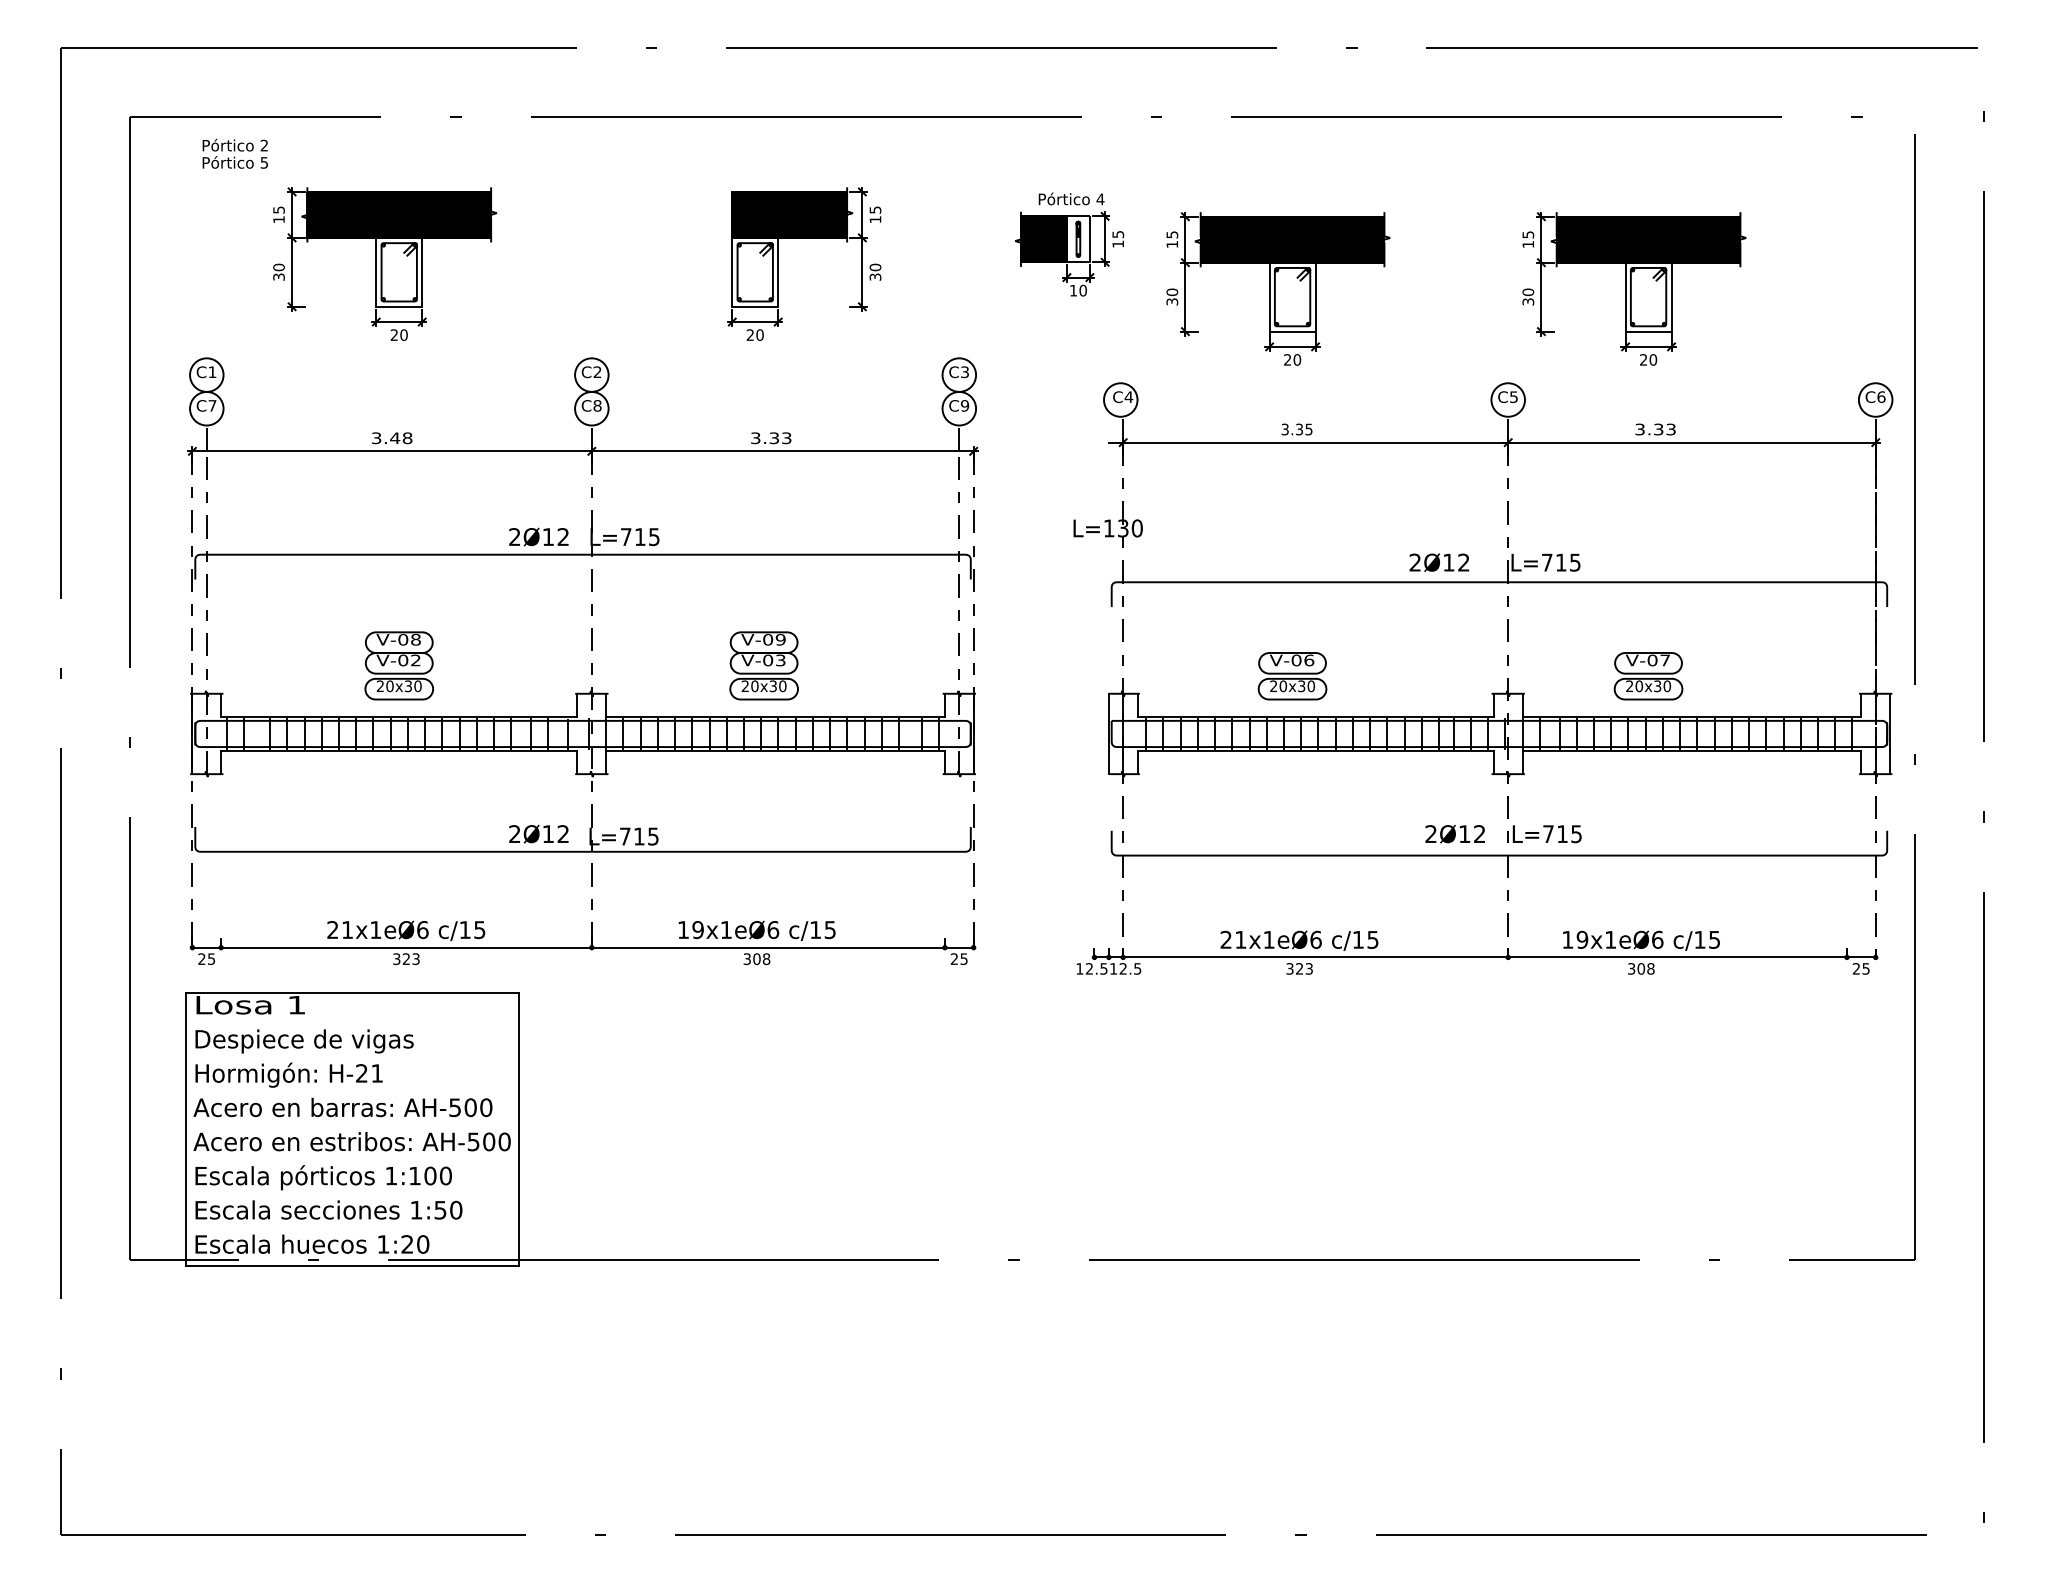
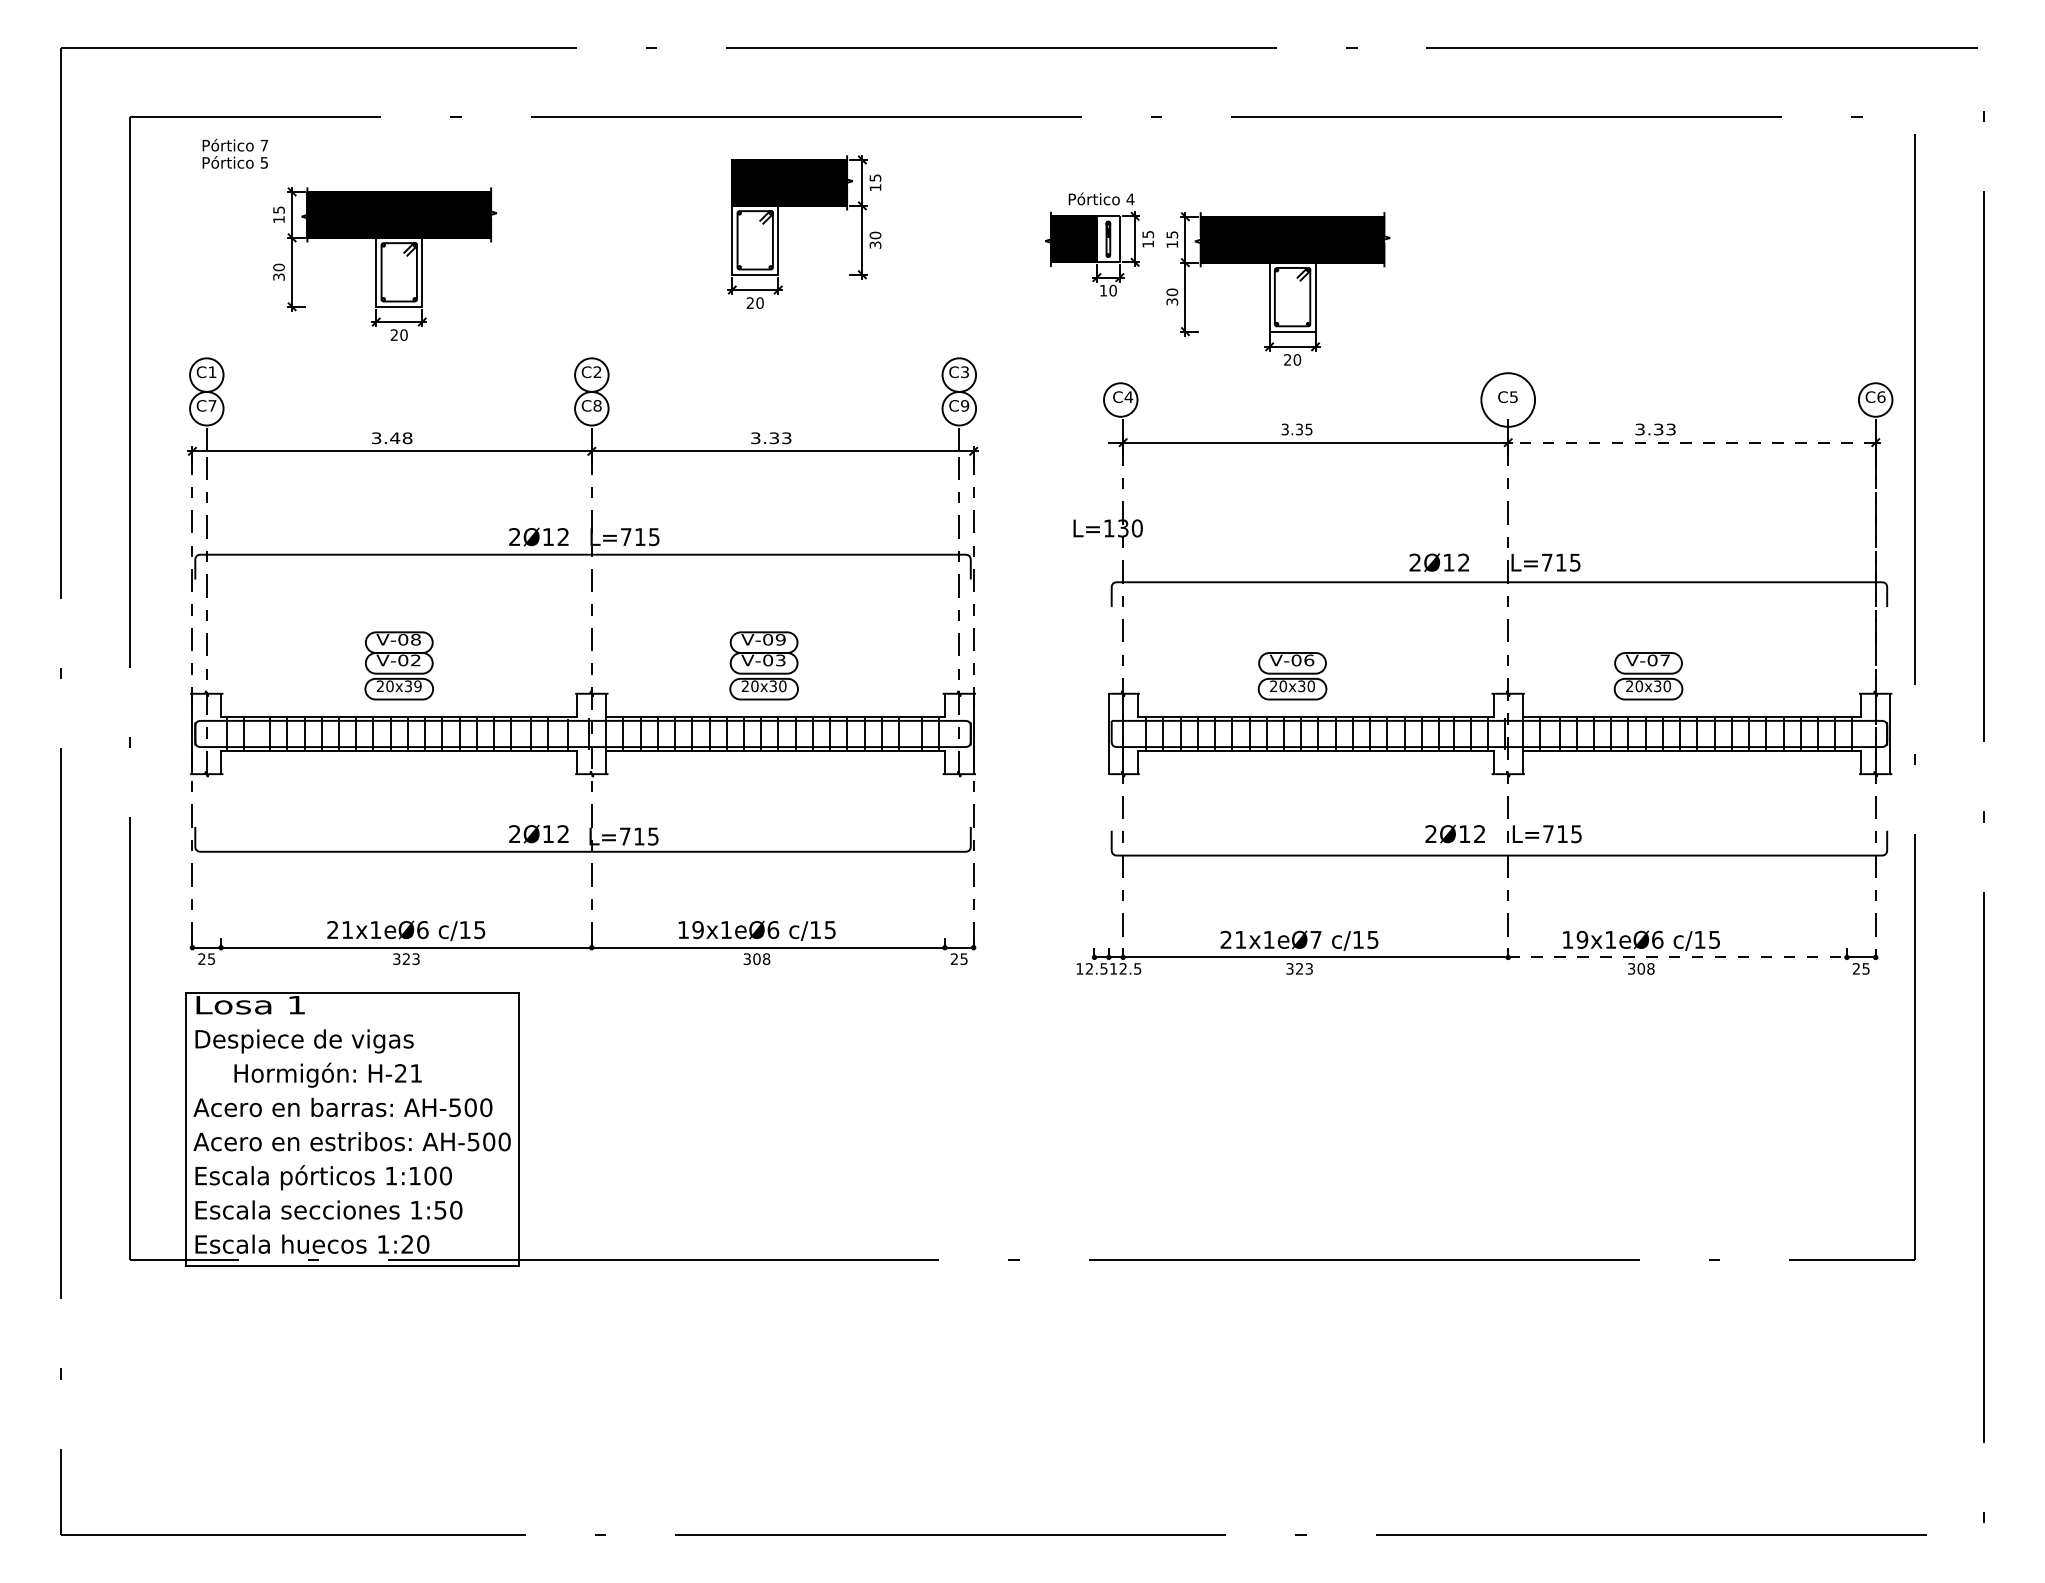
text: 2 -> 7 (263, 145)
part position: (804, 238) -> (804, 206) (804, 206)
part position: (1069, 244) -> (1099, 244) (1099, 244)
part: present -> none (1634, 288)
circle diameter: 34 px -> 54 px (1508, 399)
line: solid -> dashed (1691, 442)
text: 20x30 -> 20x39 (417, 686)
text: 21x1eØ6 -> 21x1eØ7 (1315, 939)
line: solid -> dashed (1683, 957)
text position: (288, 1074) -> (327, 1074) (327, 1074)
